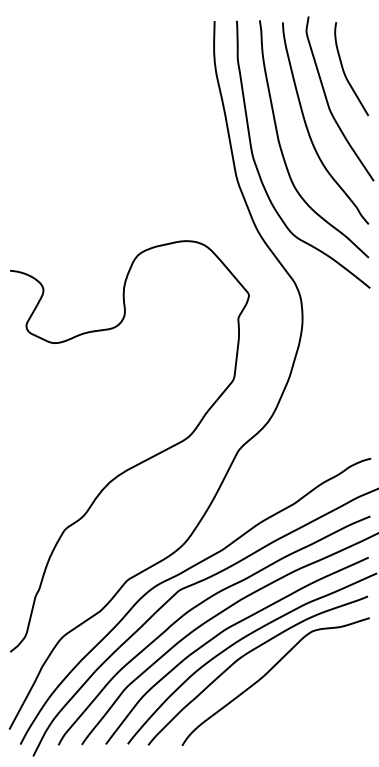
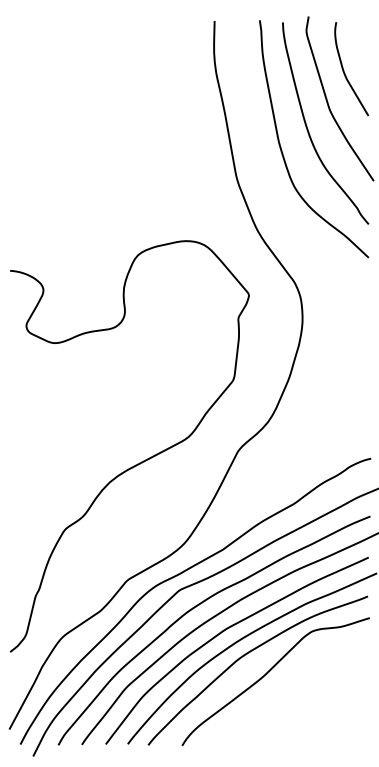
curve: present -> none (260, 174)
